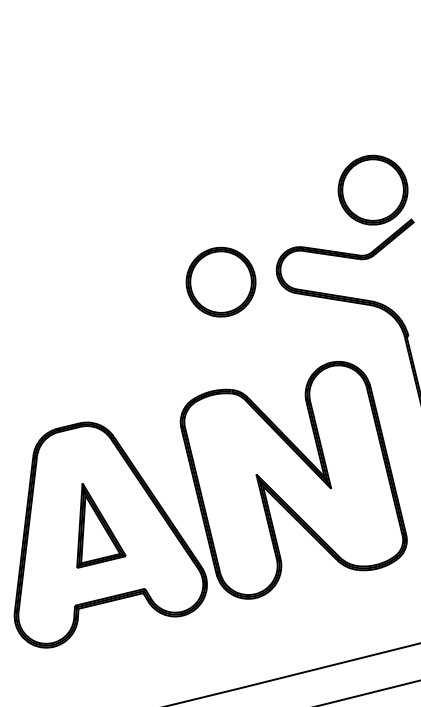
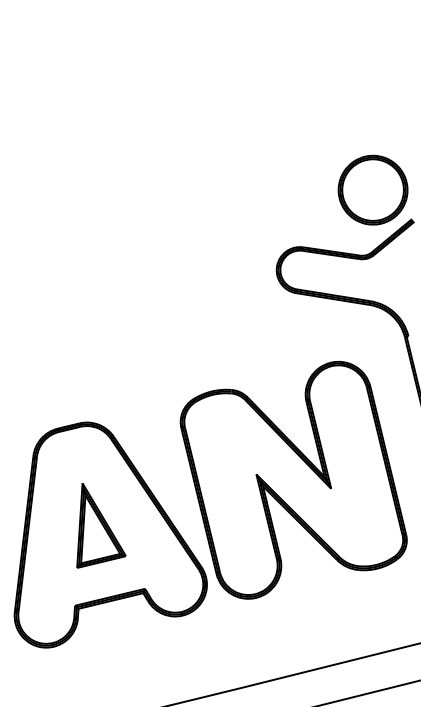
part: present -> none (220, 281)
